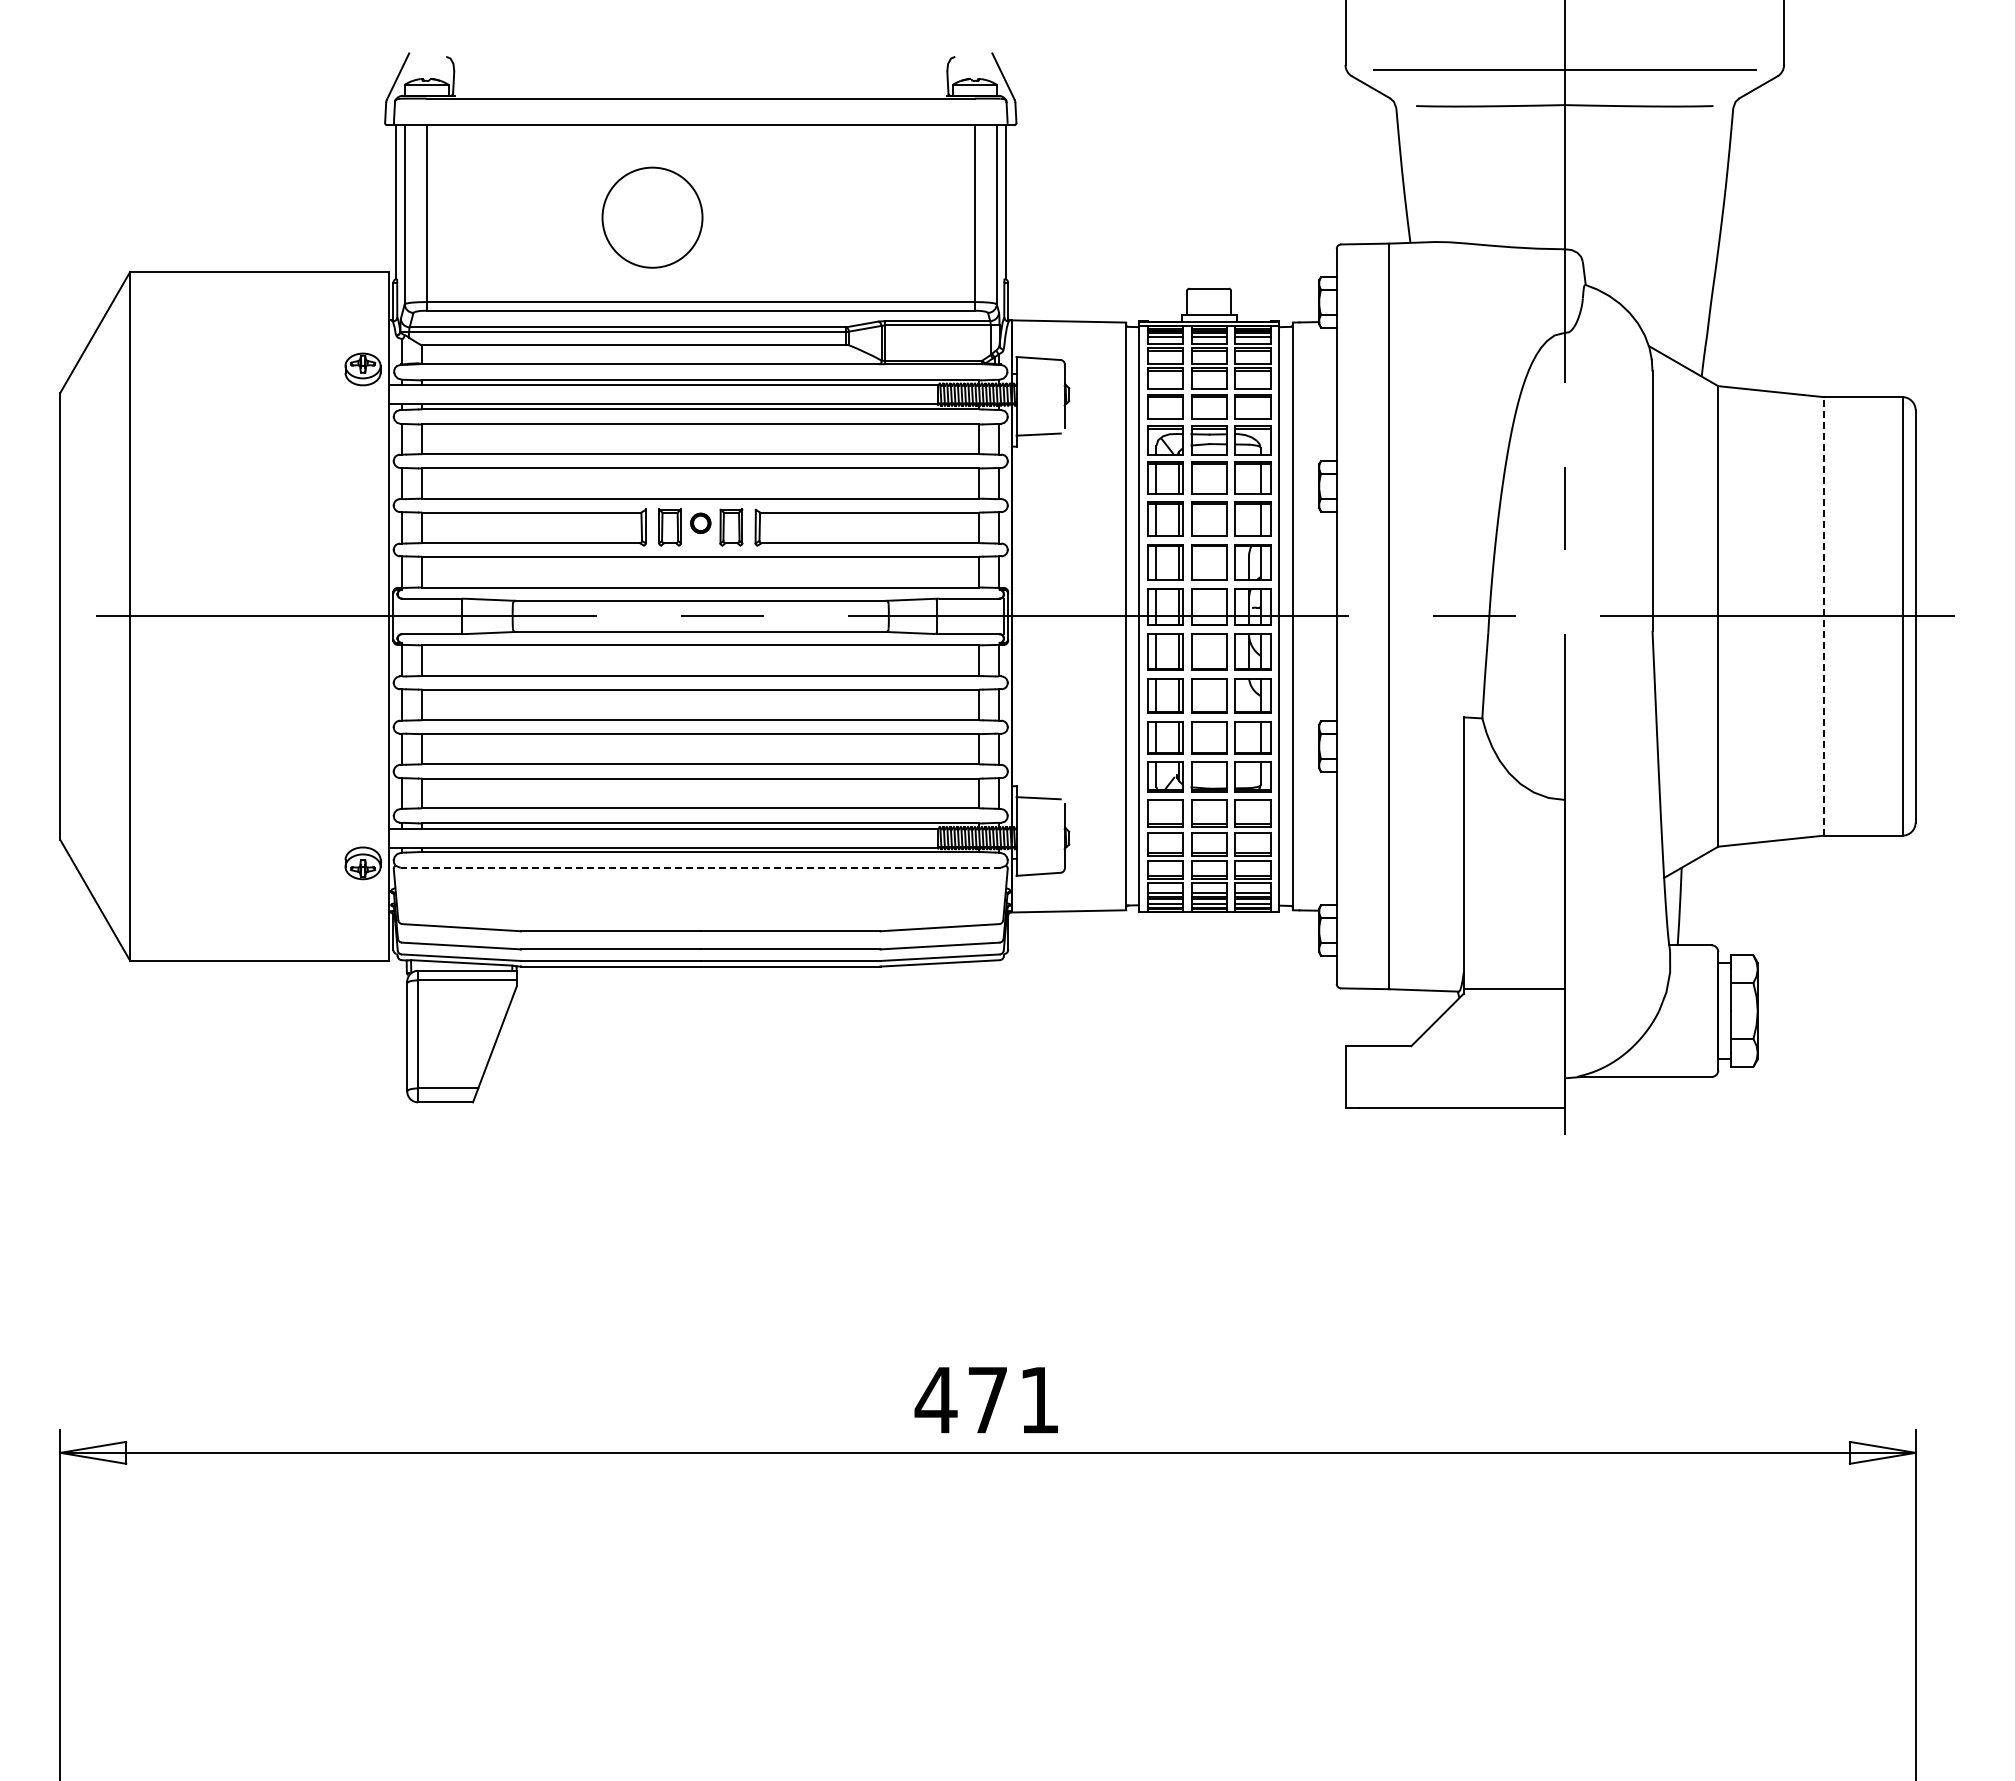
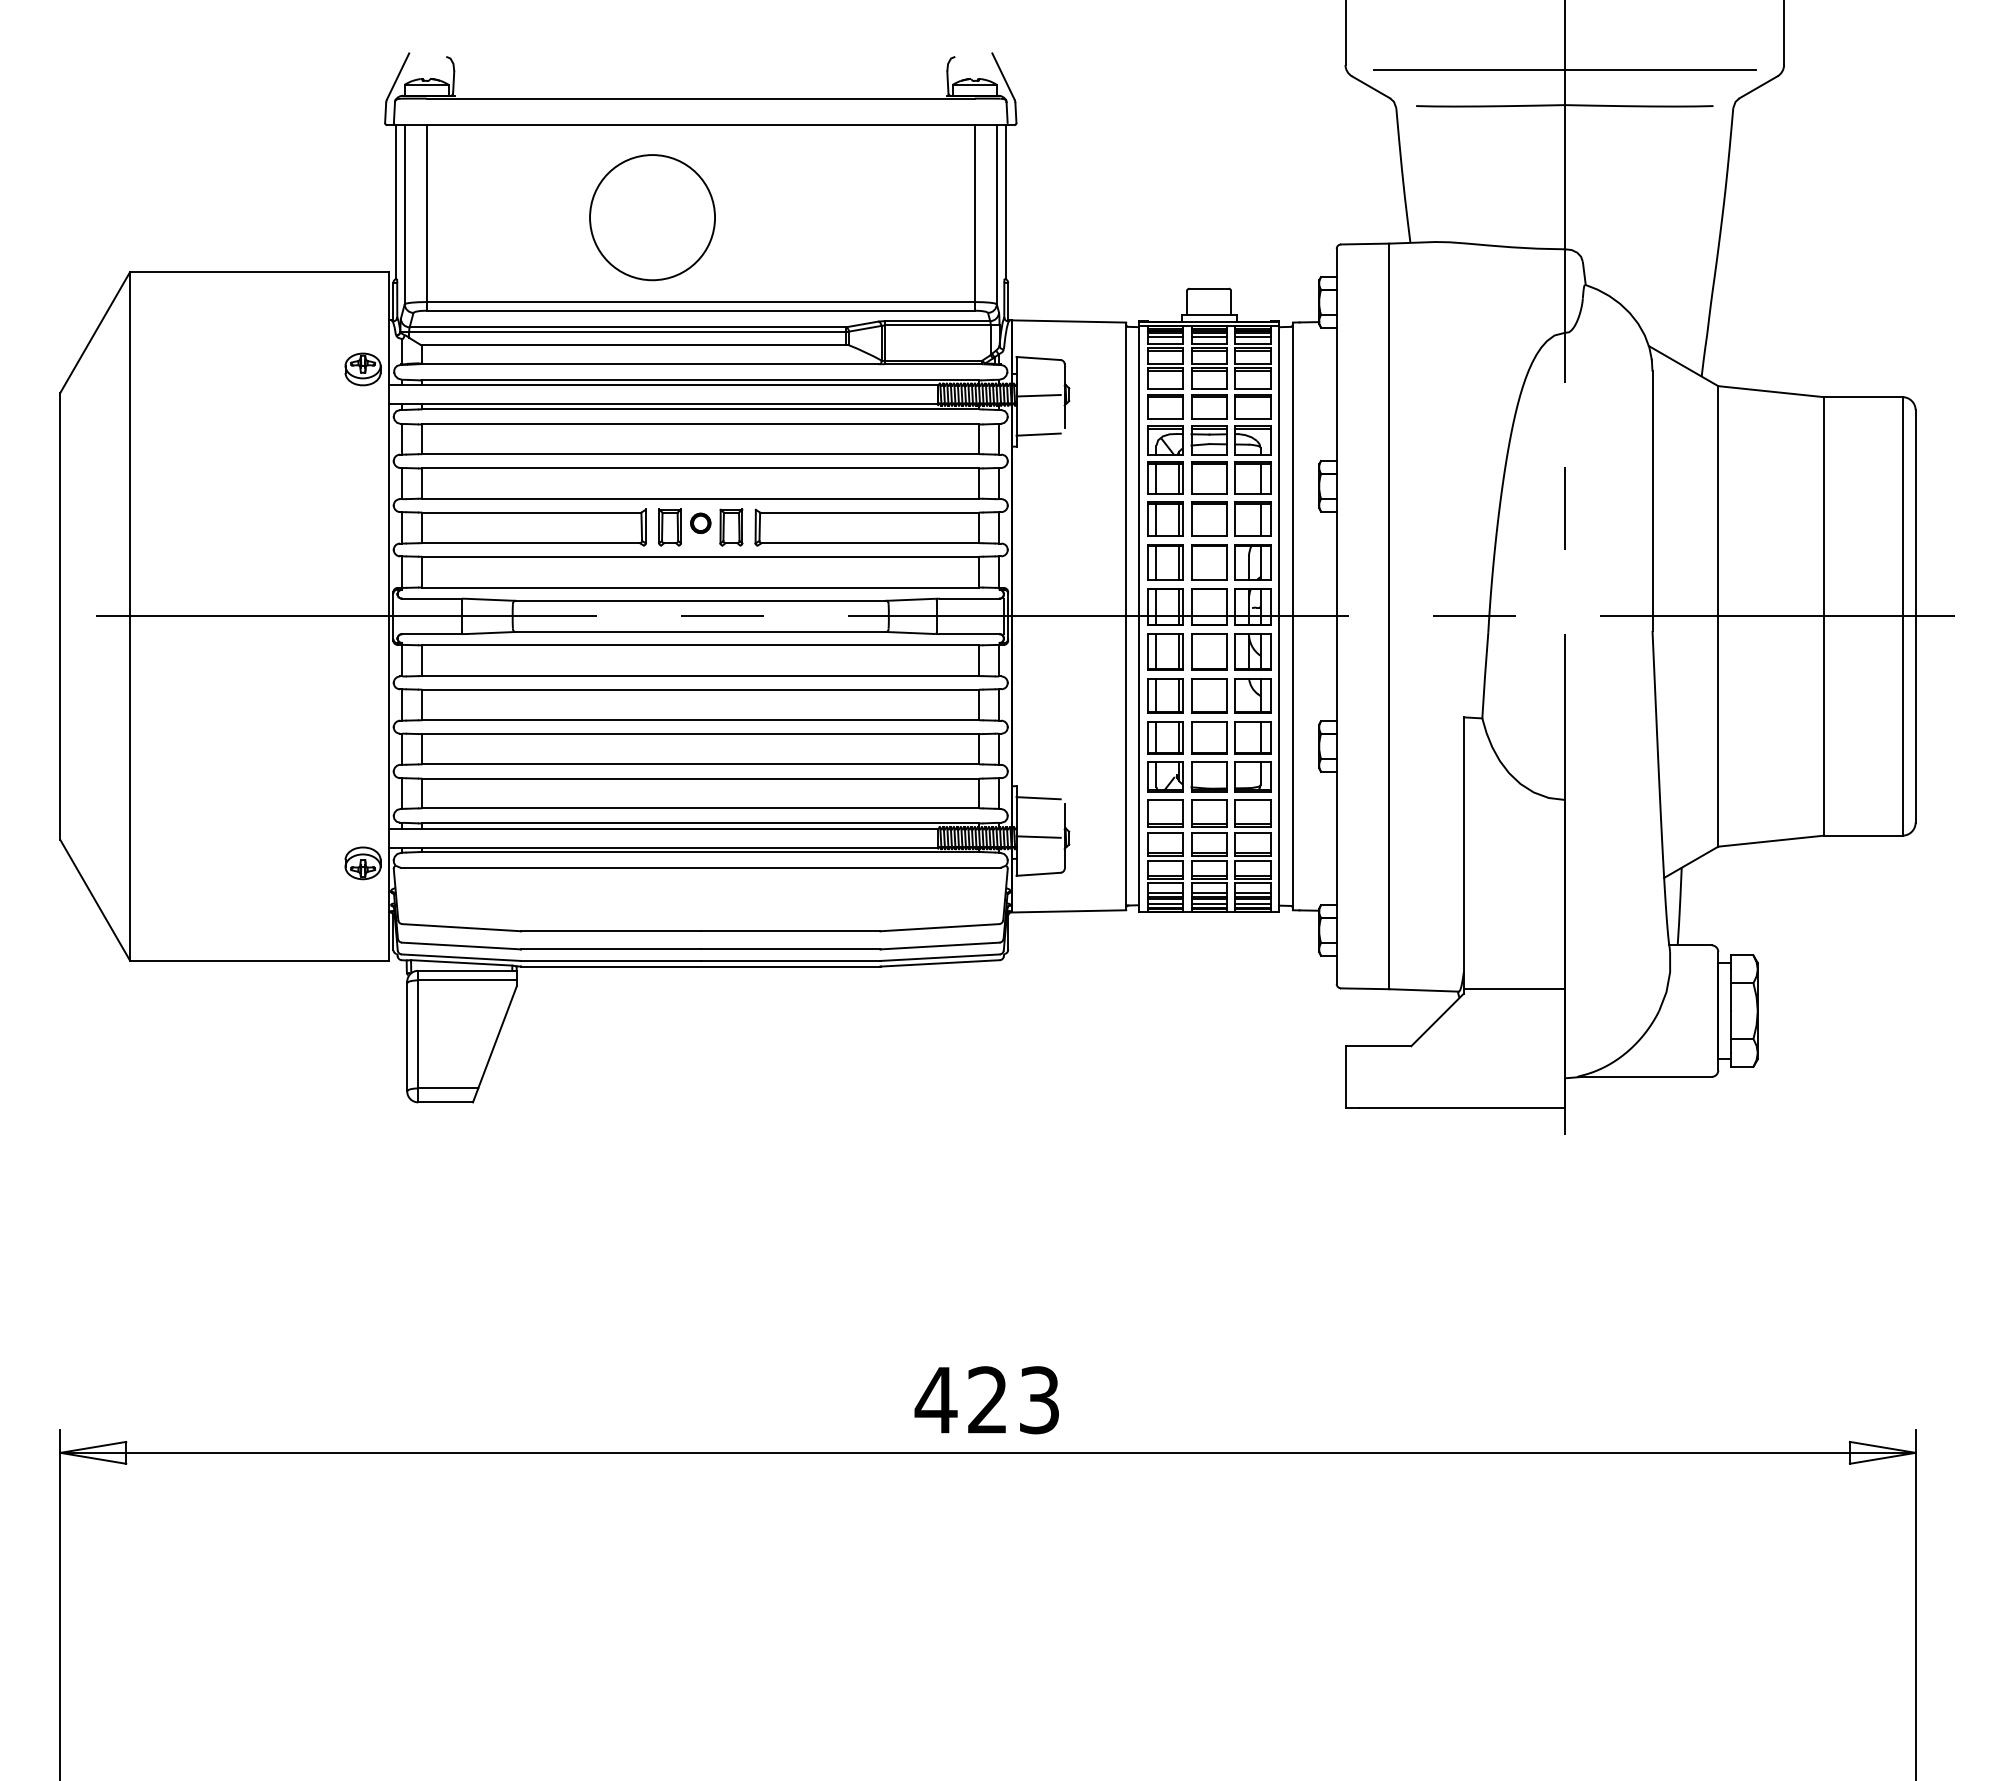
part size: 103x103 px -> 127x128 px (652, 217)
line: none -> present (1038, 395)
line: dashed -> solid (1823, 615)
line: none -> present (1038, 836)
line: dashed -> solid (700, 867)
text: 471 -> 423 (1013, 1400)
